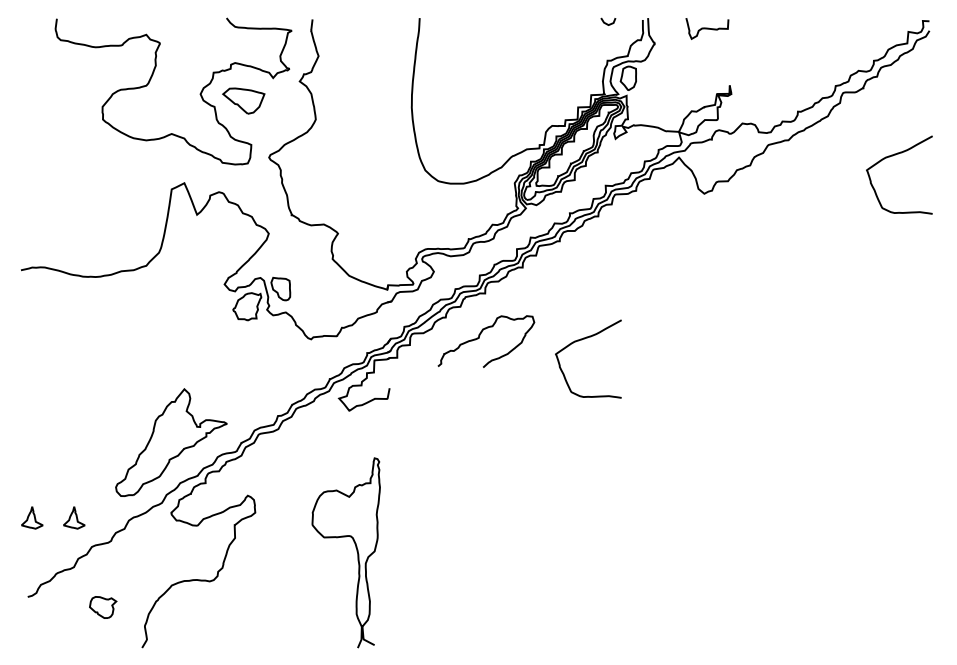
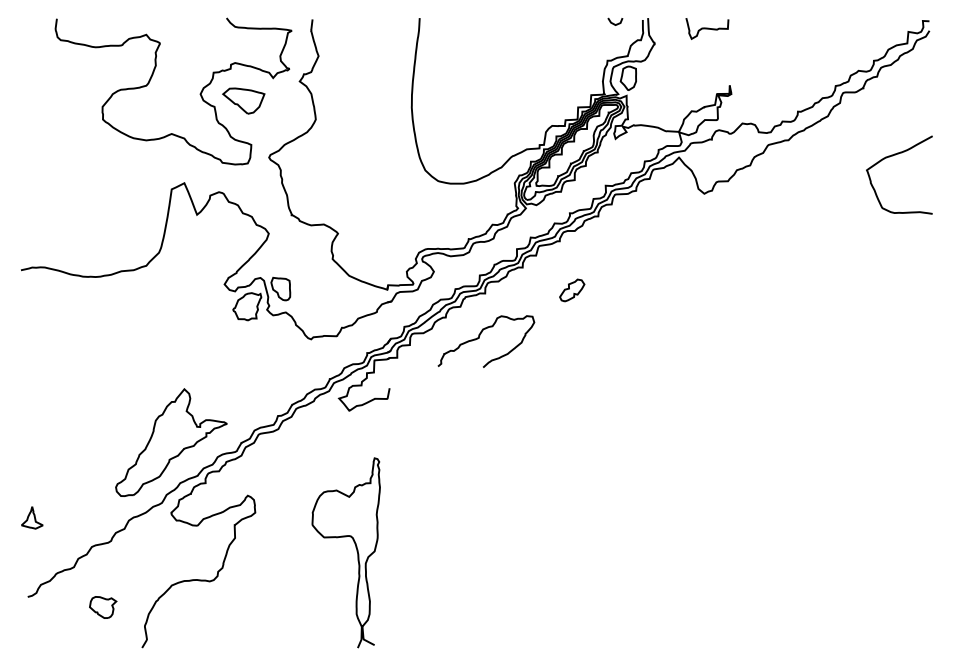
line position: (606, 22) -> (613, 22) (613, 22)
part: none -> present (572, 290)
curve: present -> none (582, 340)
part: present -> none (74, 517)
